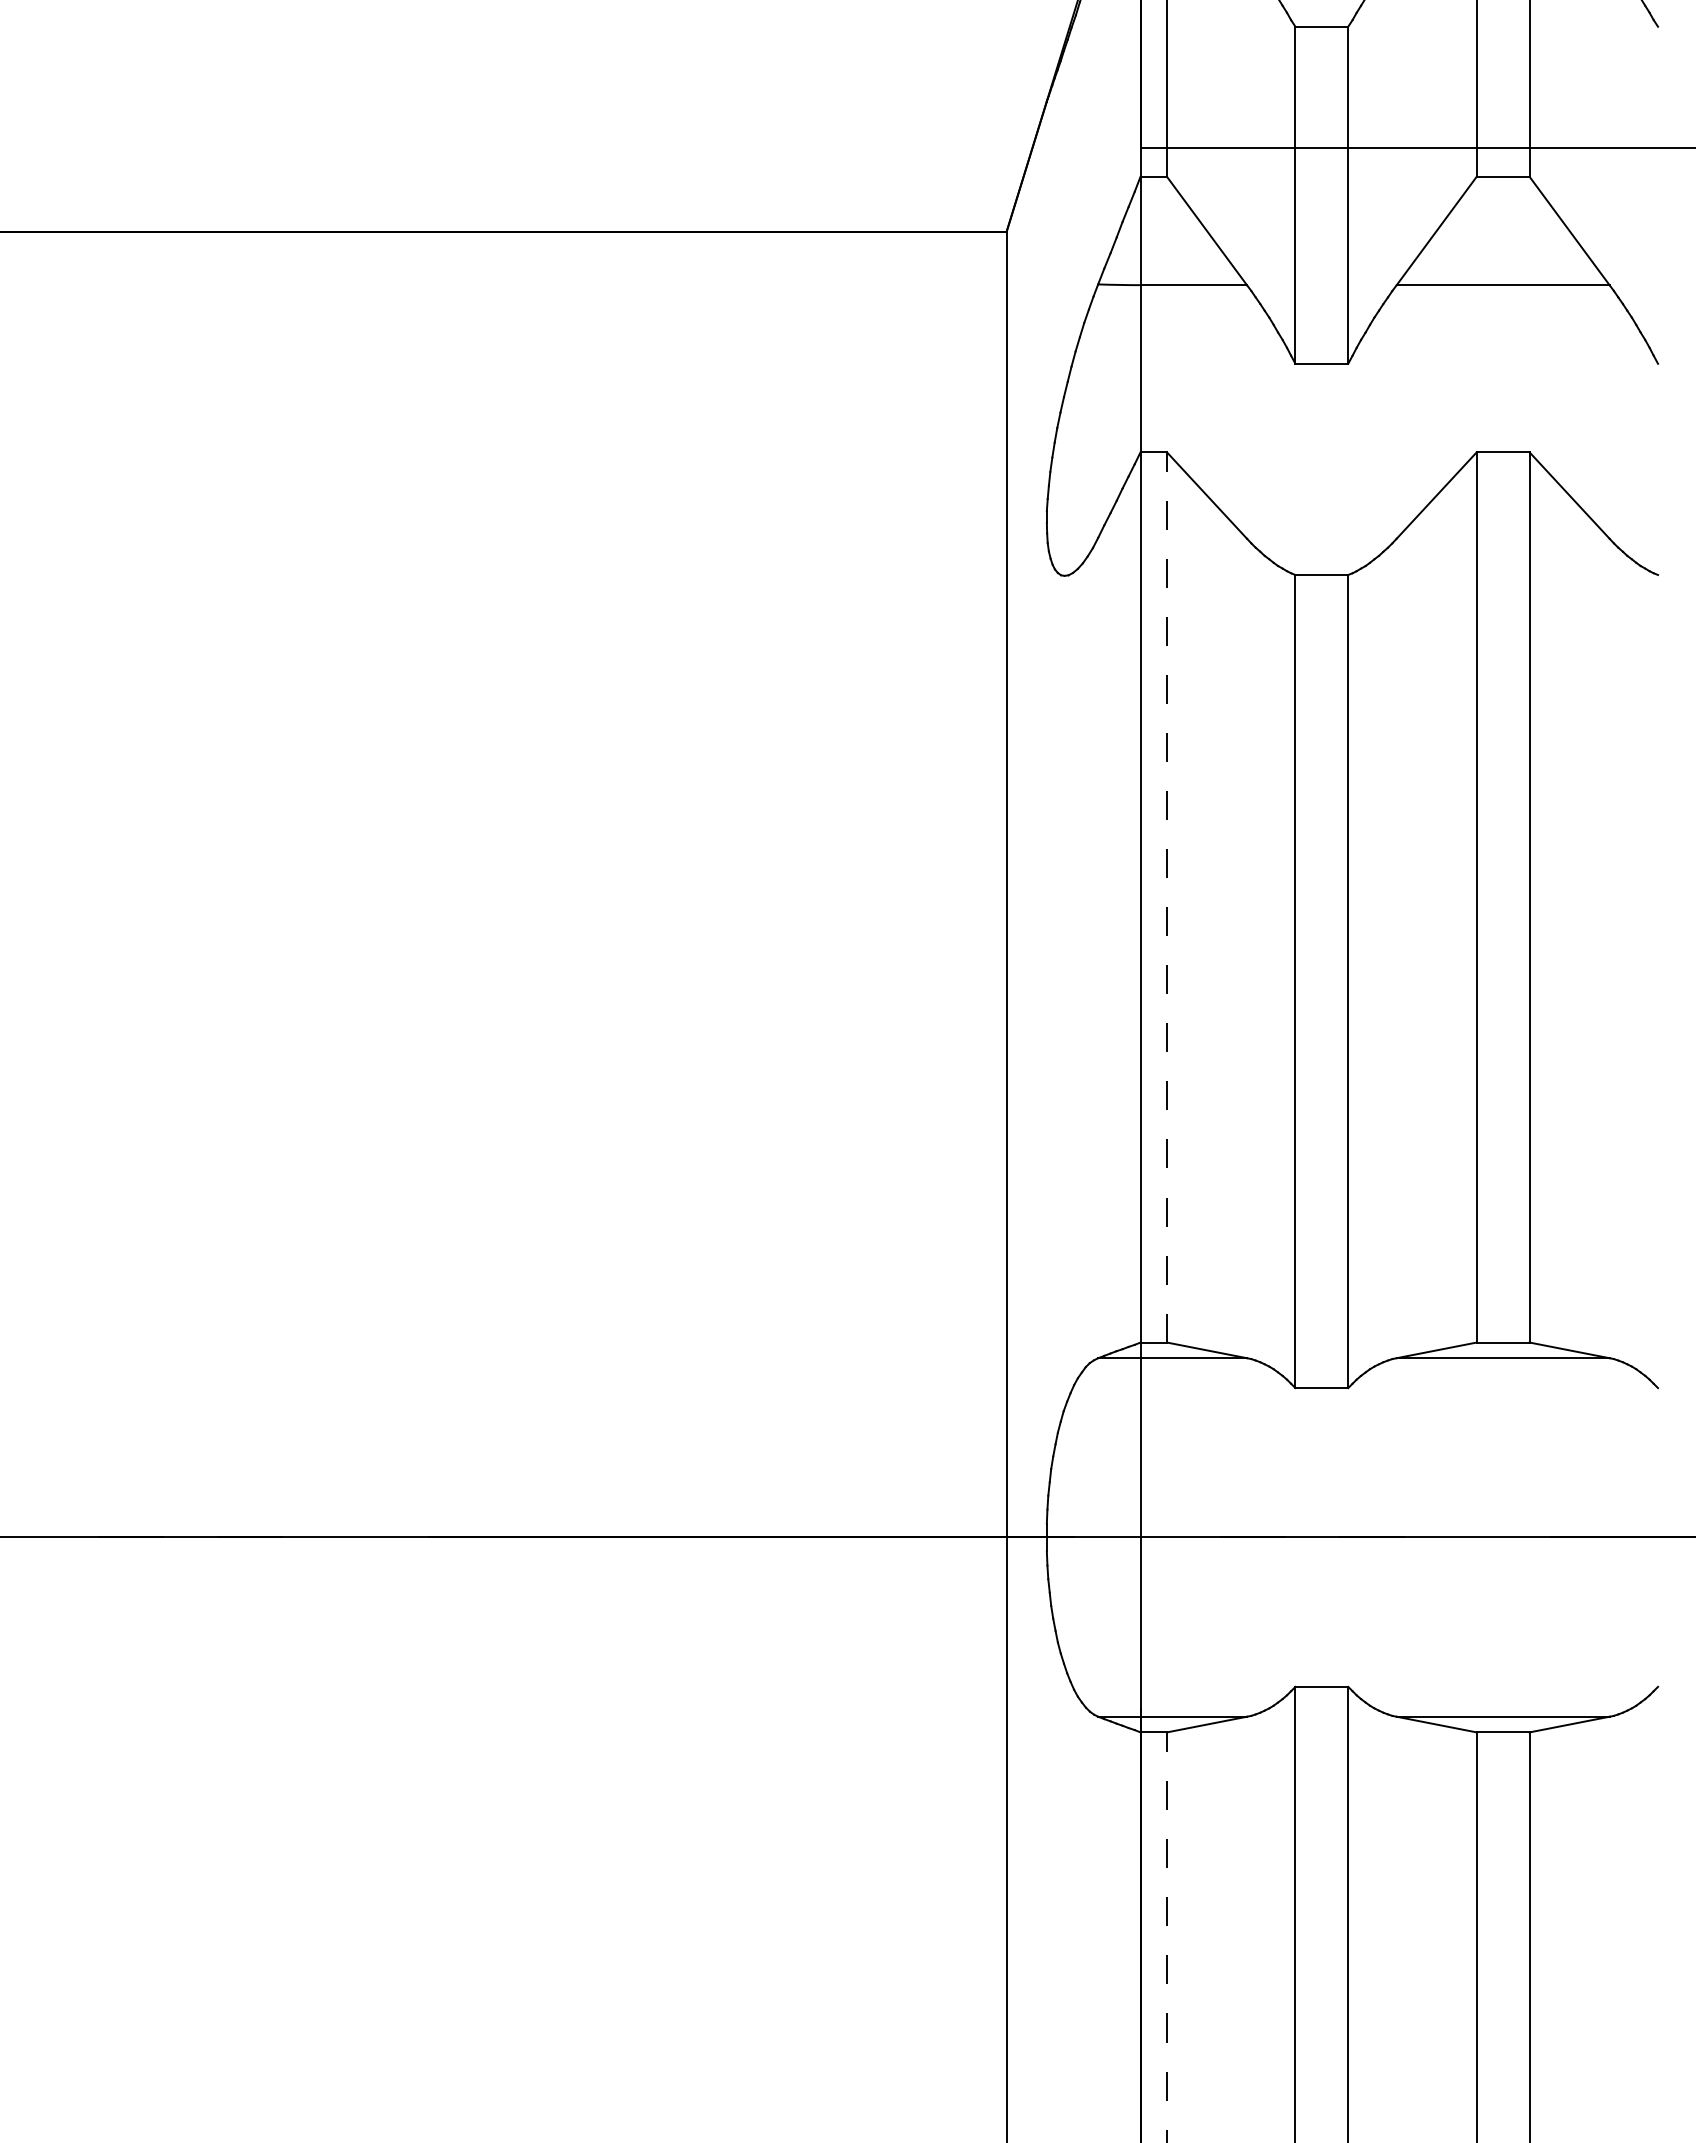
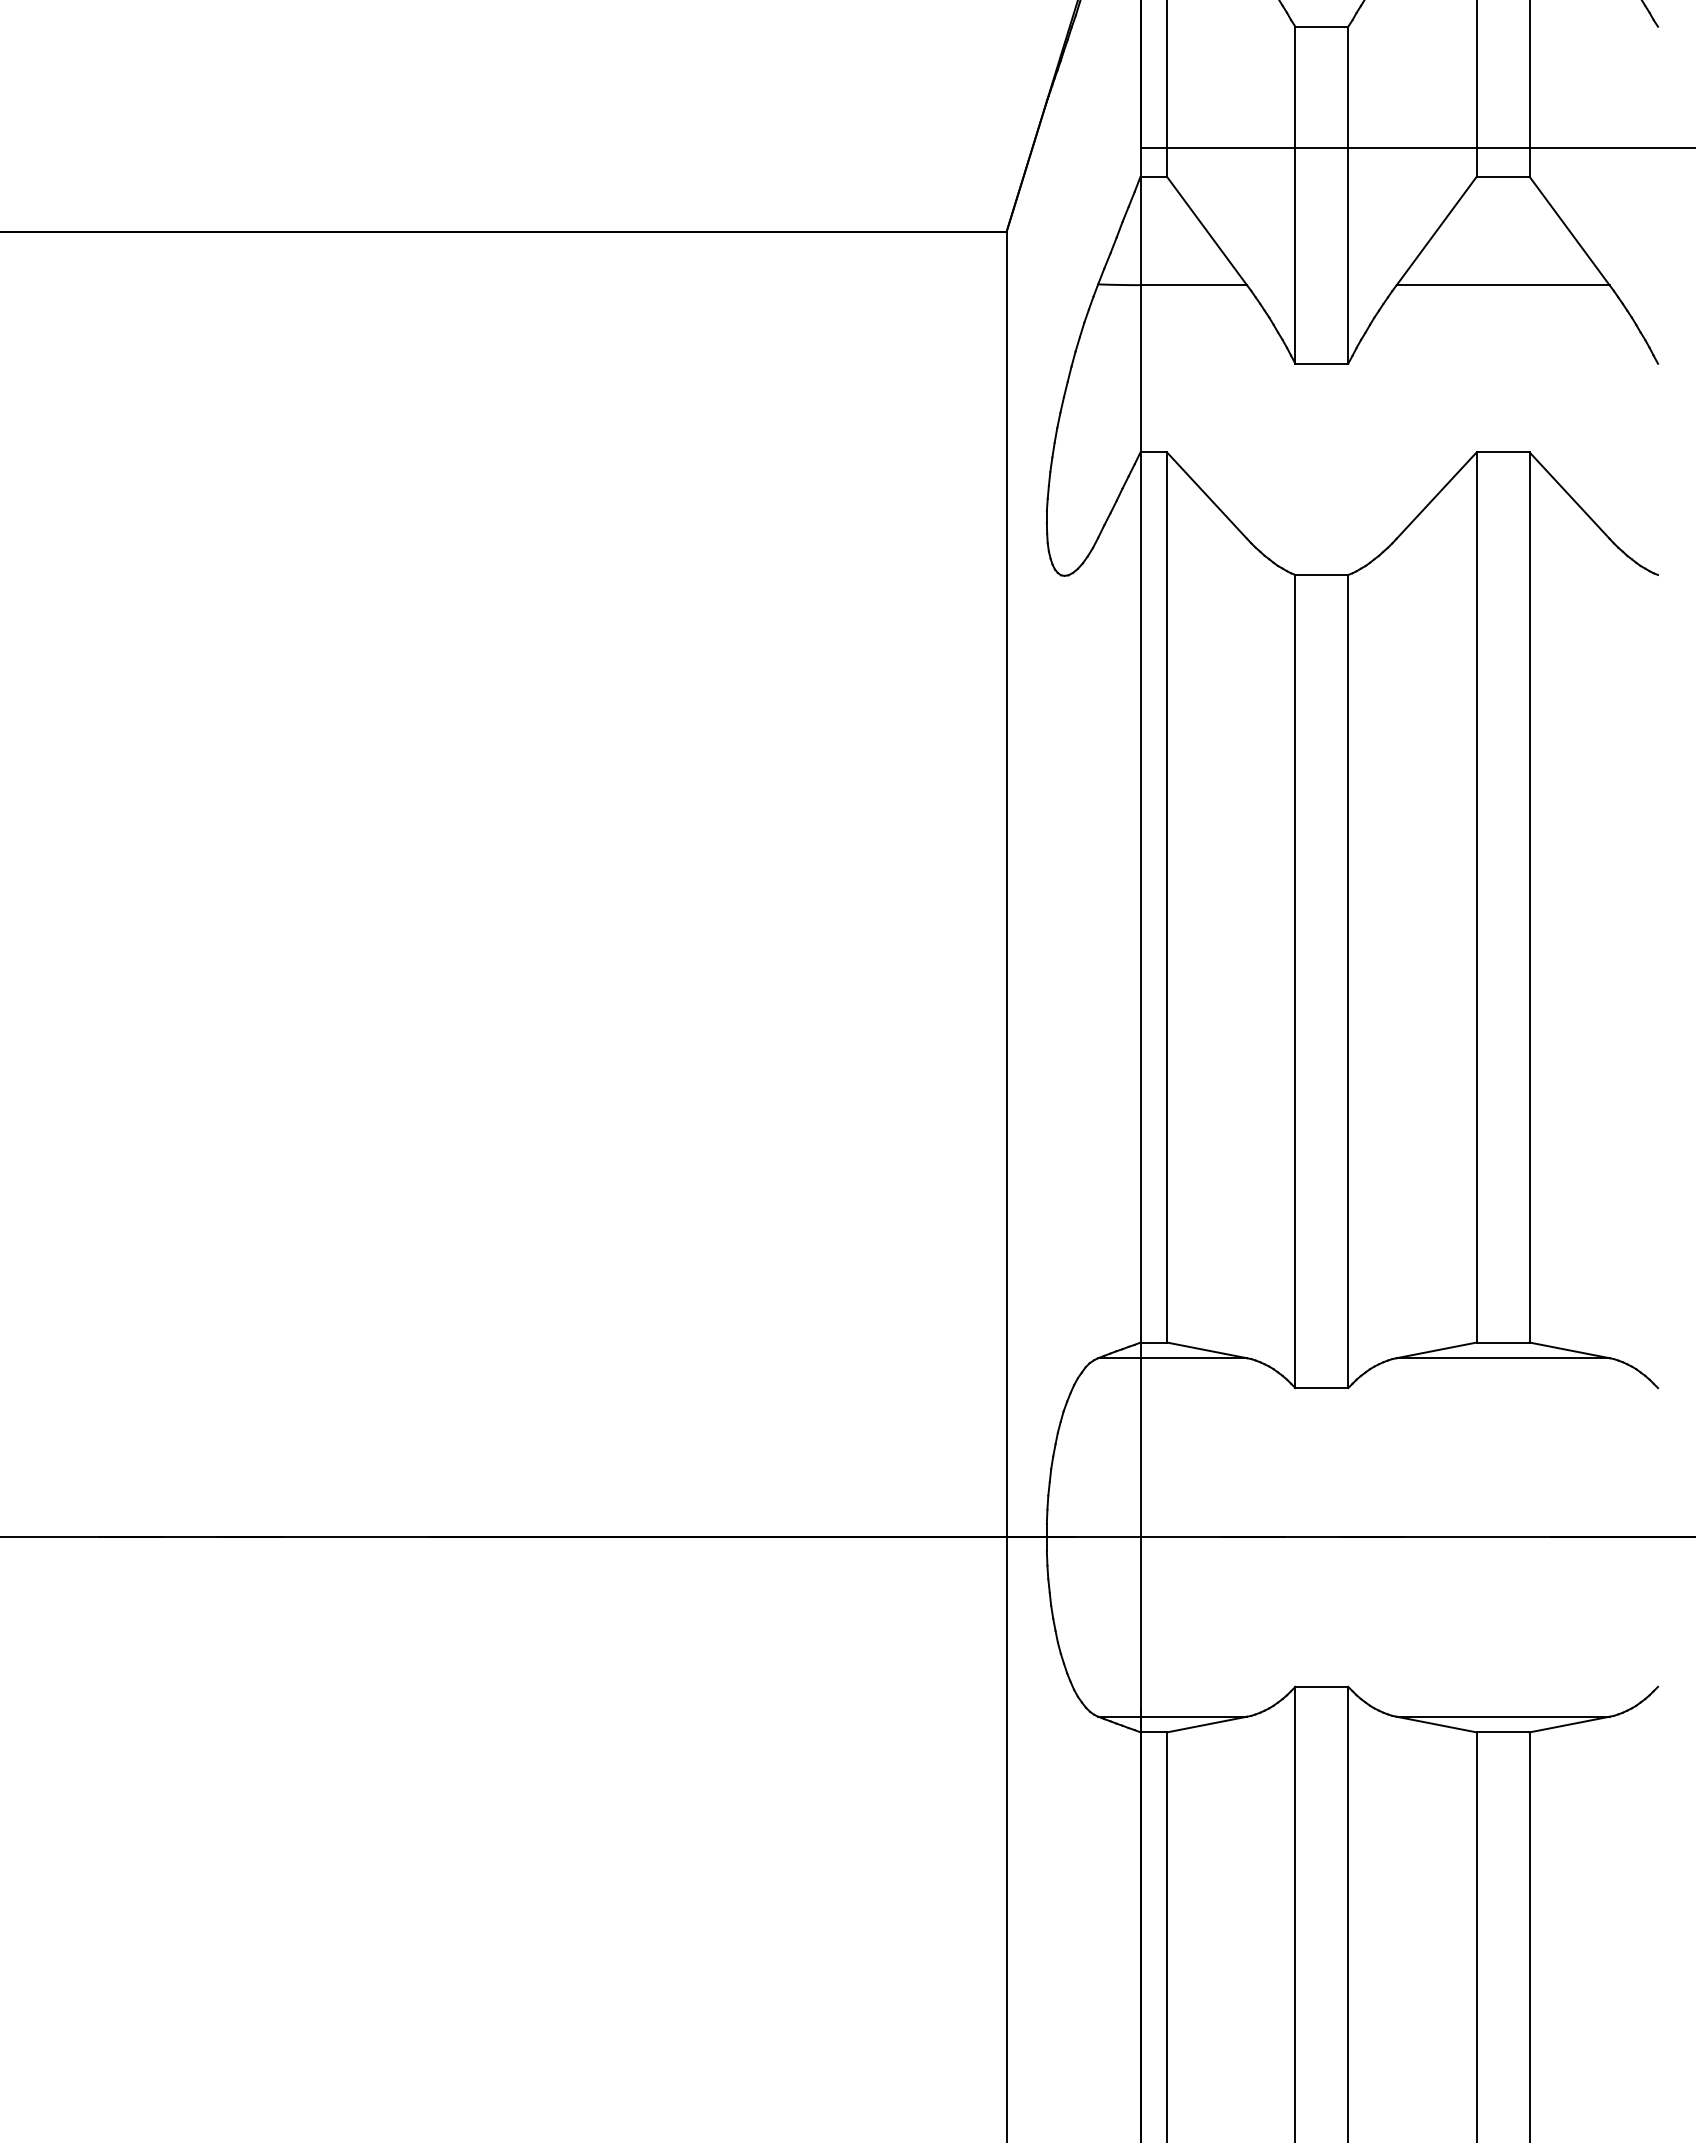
line: dashed -> solid (1166, 896)
line: dashed -> solid (1166, 1937)
